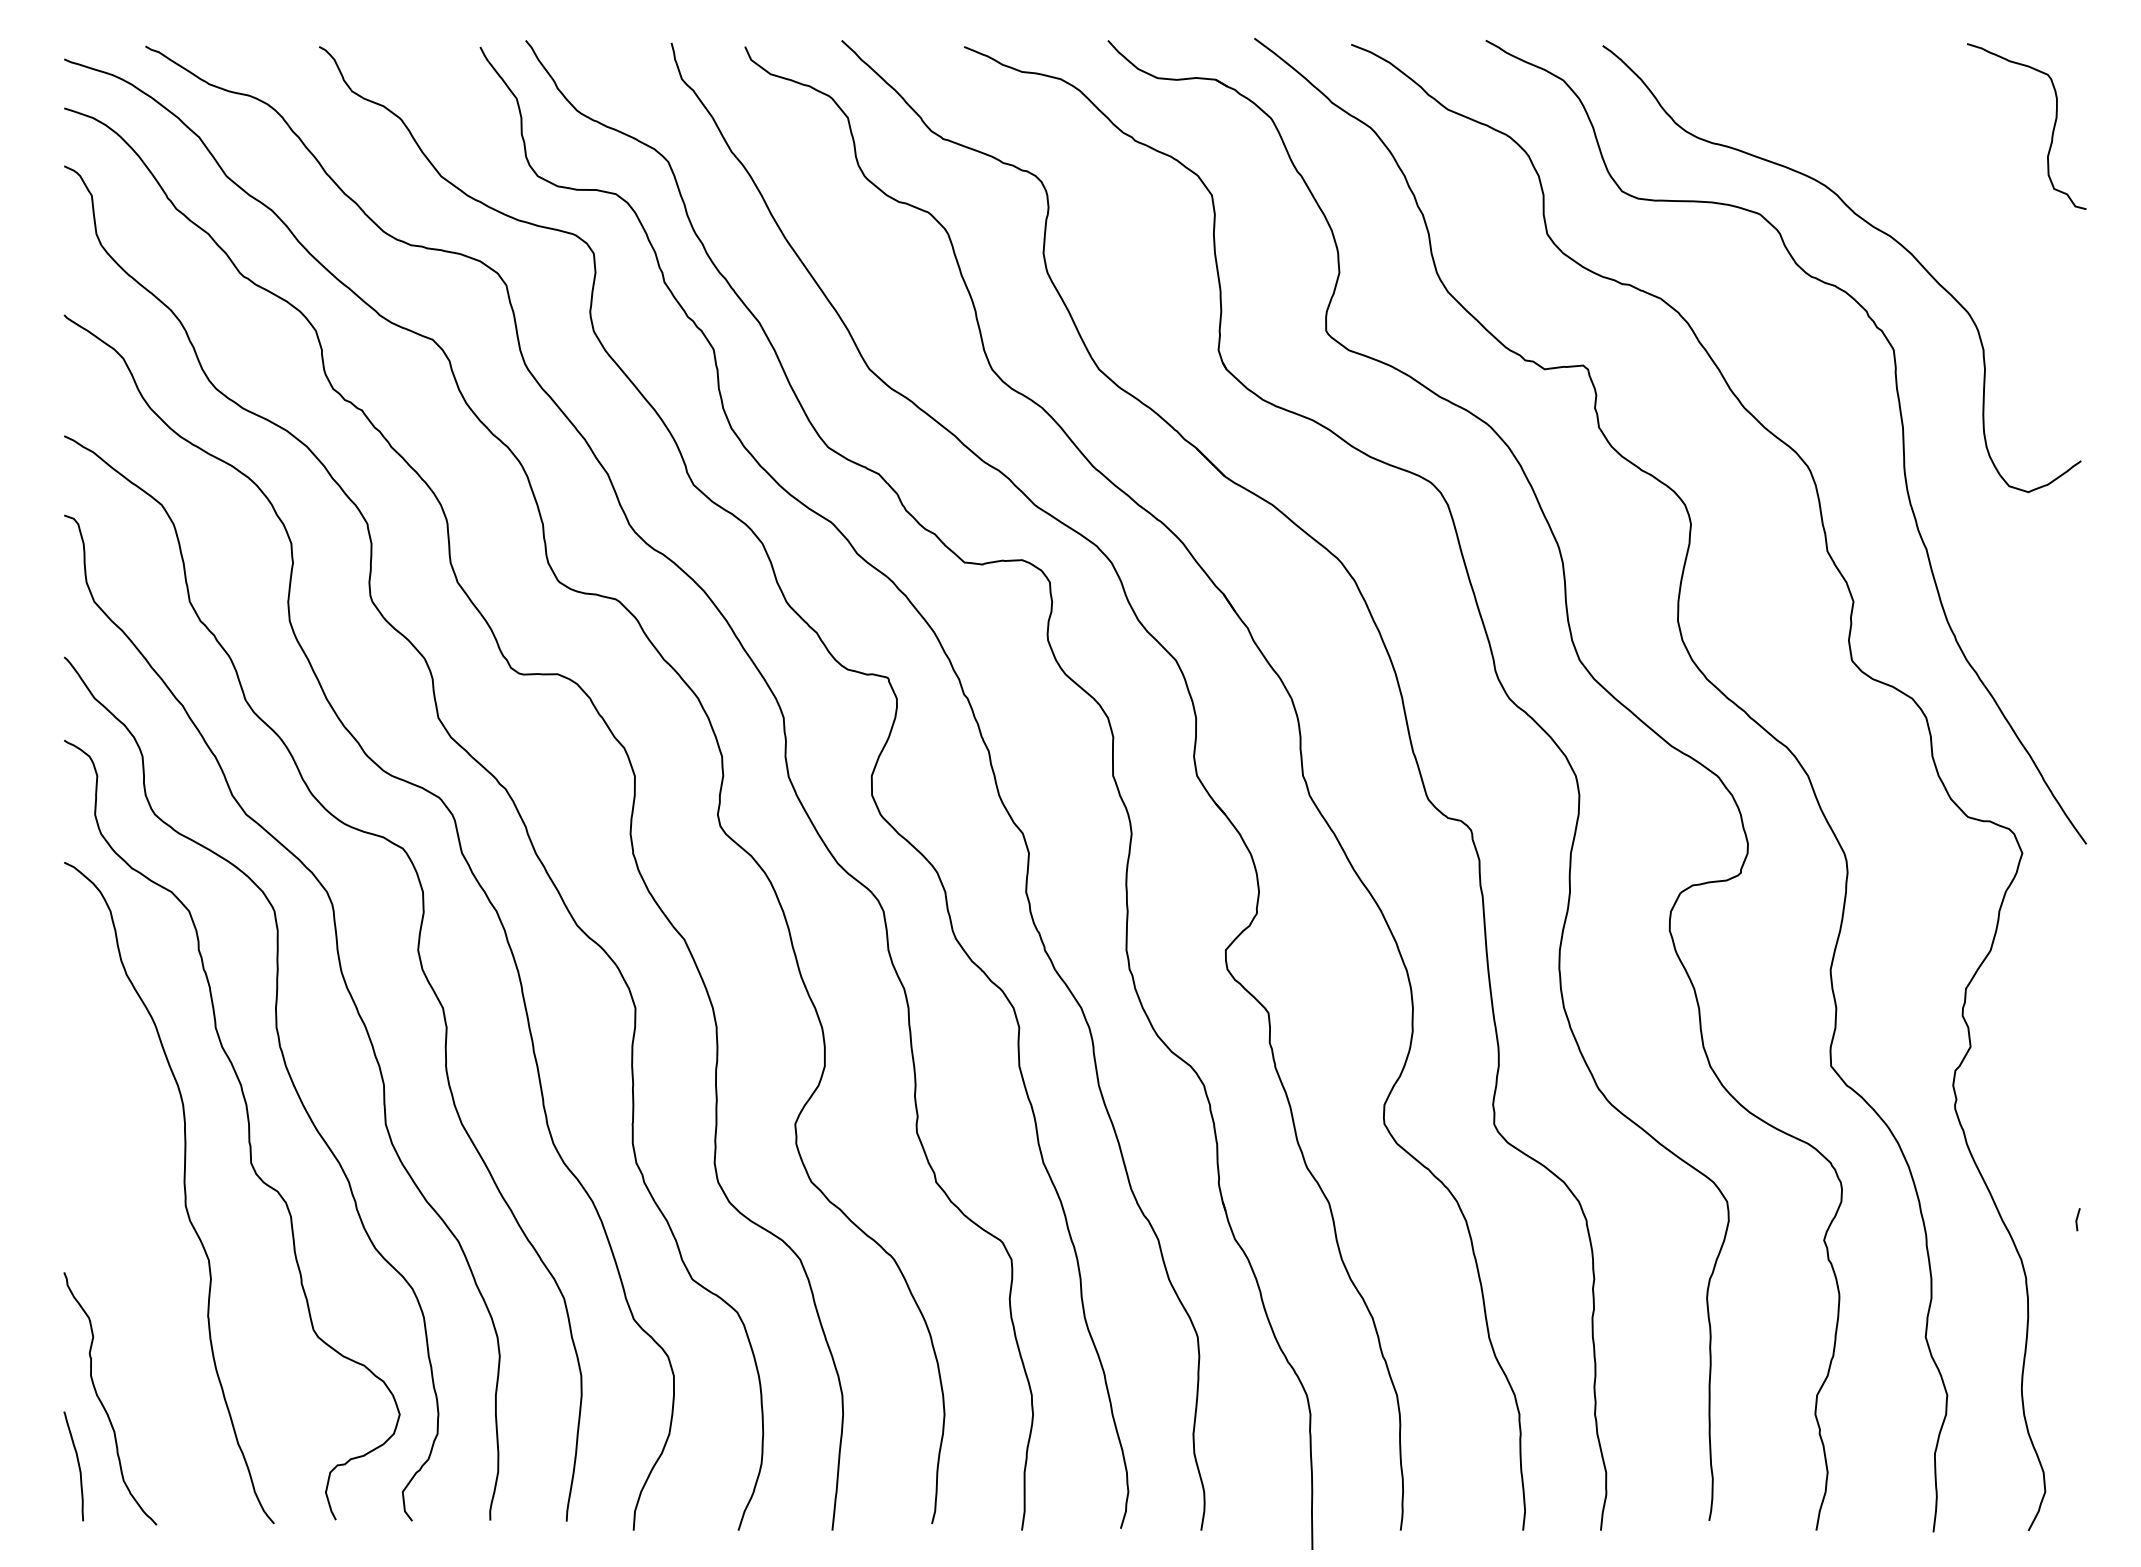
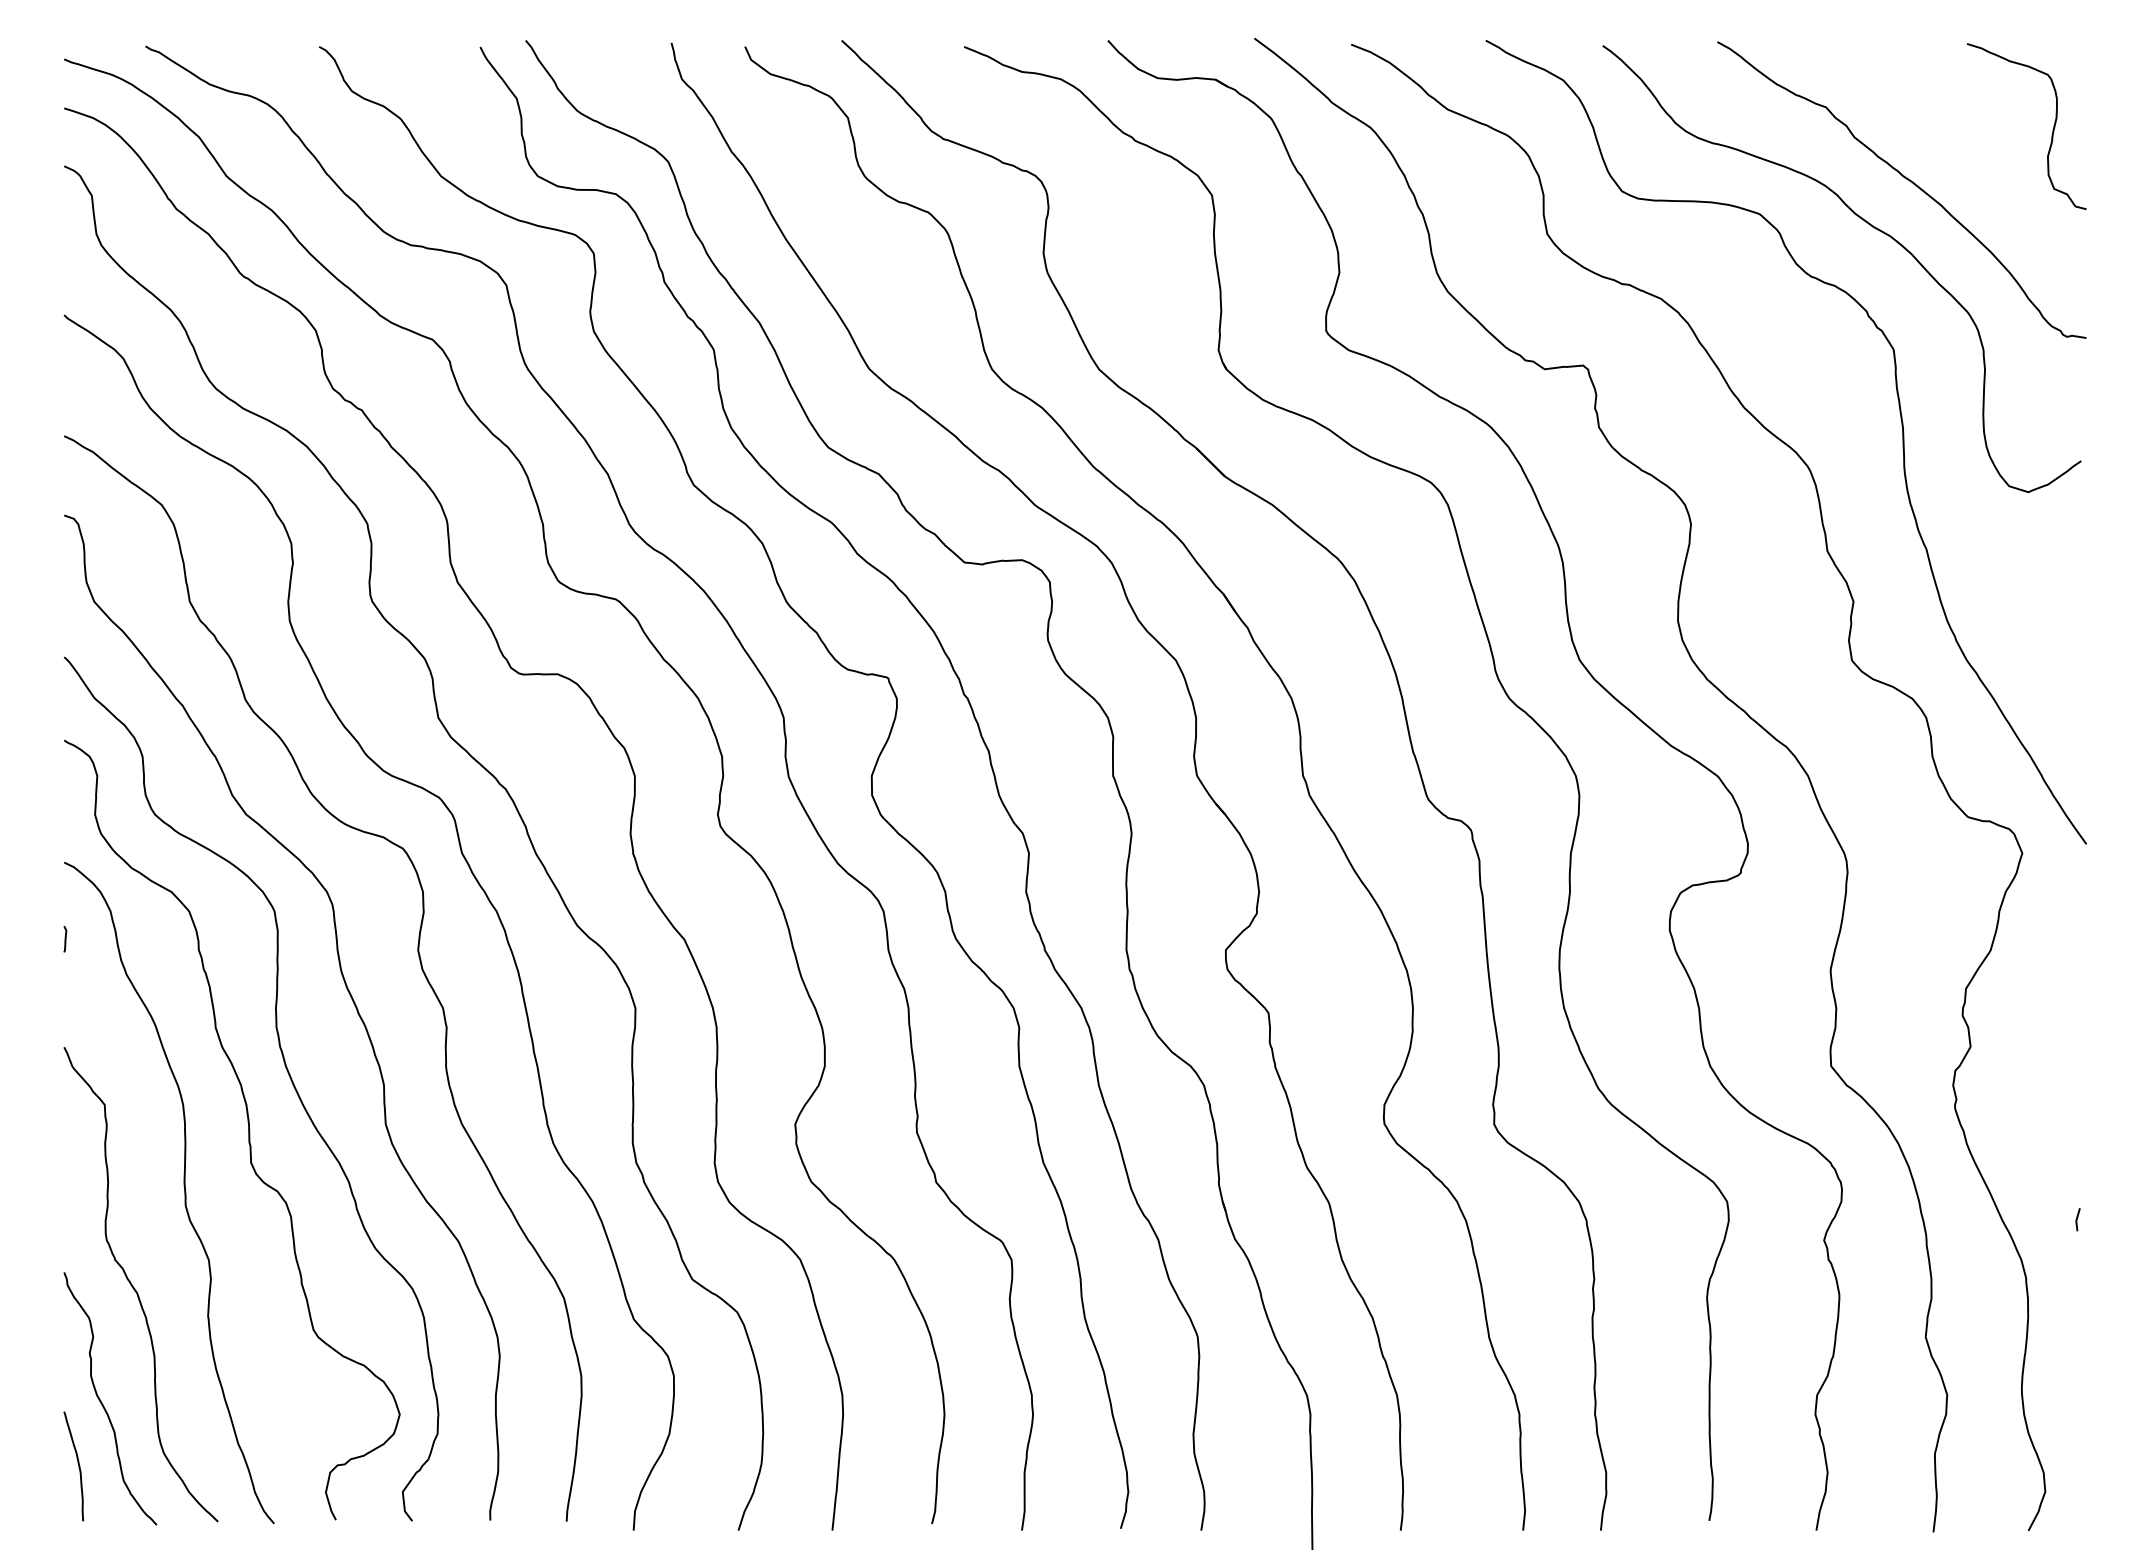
curve: none -> present (1907, 180)
line: none -> present (65, 939)
curve: none -> present (135, 1288)
